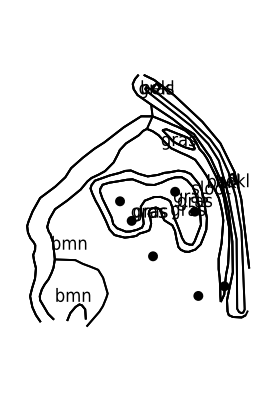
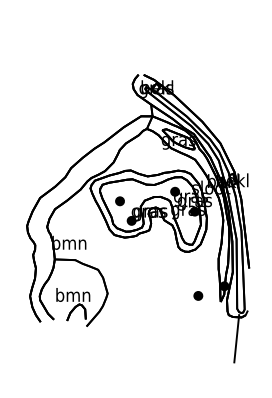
part: present -> none (152, 256)
line: none -> present (236, 338)
